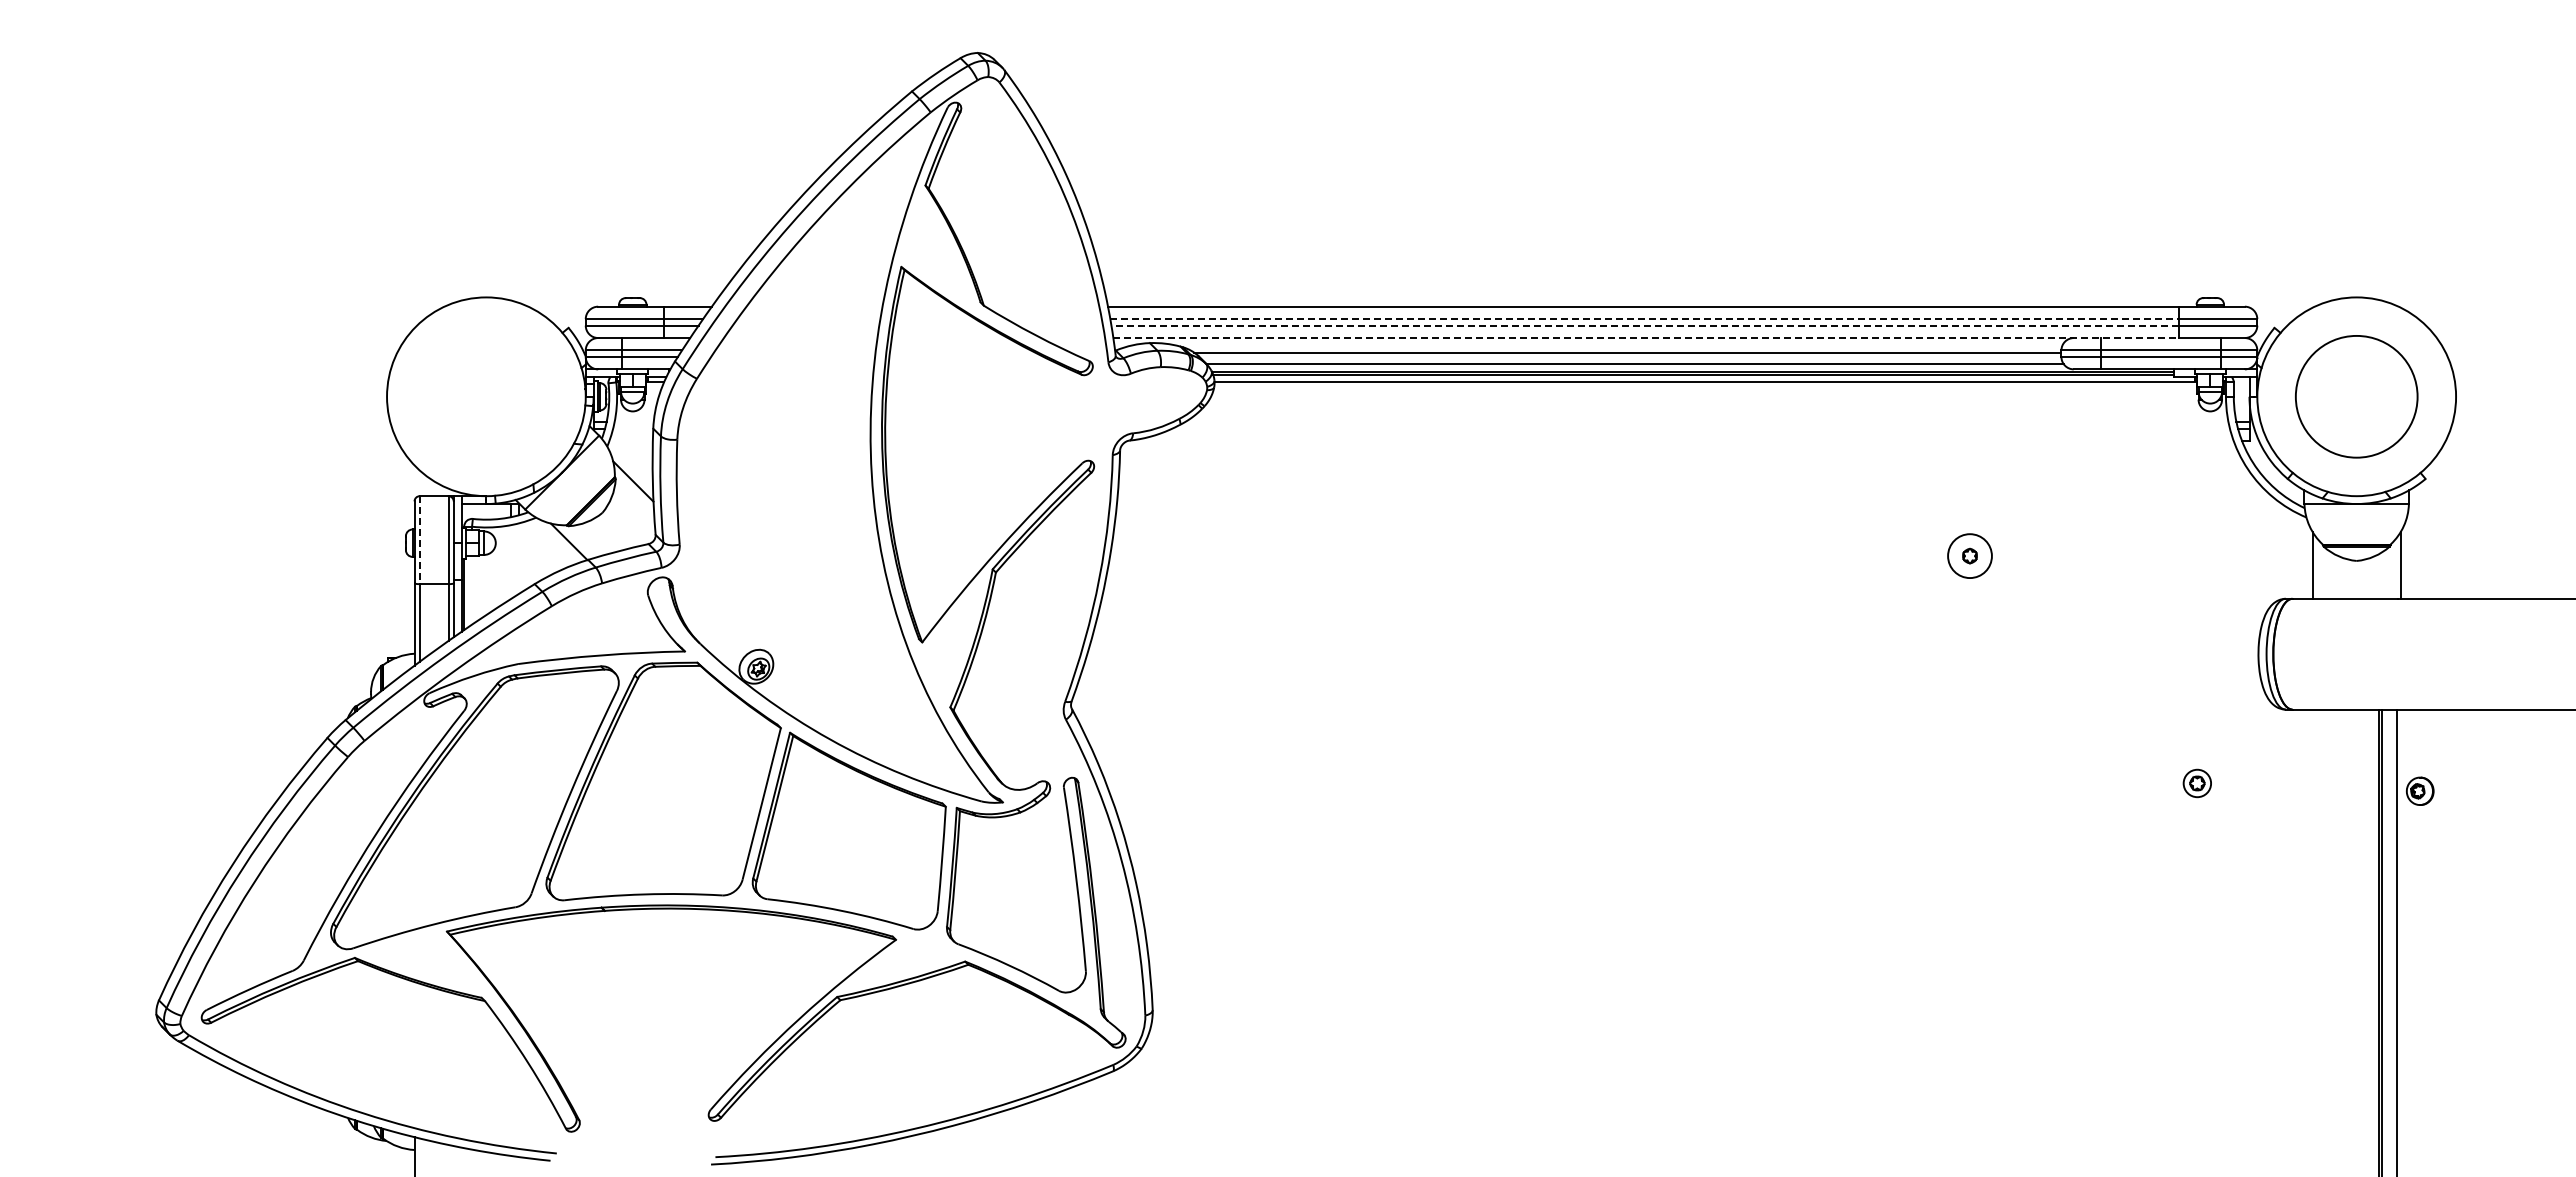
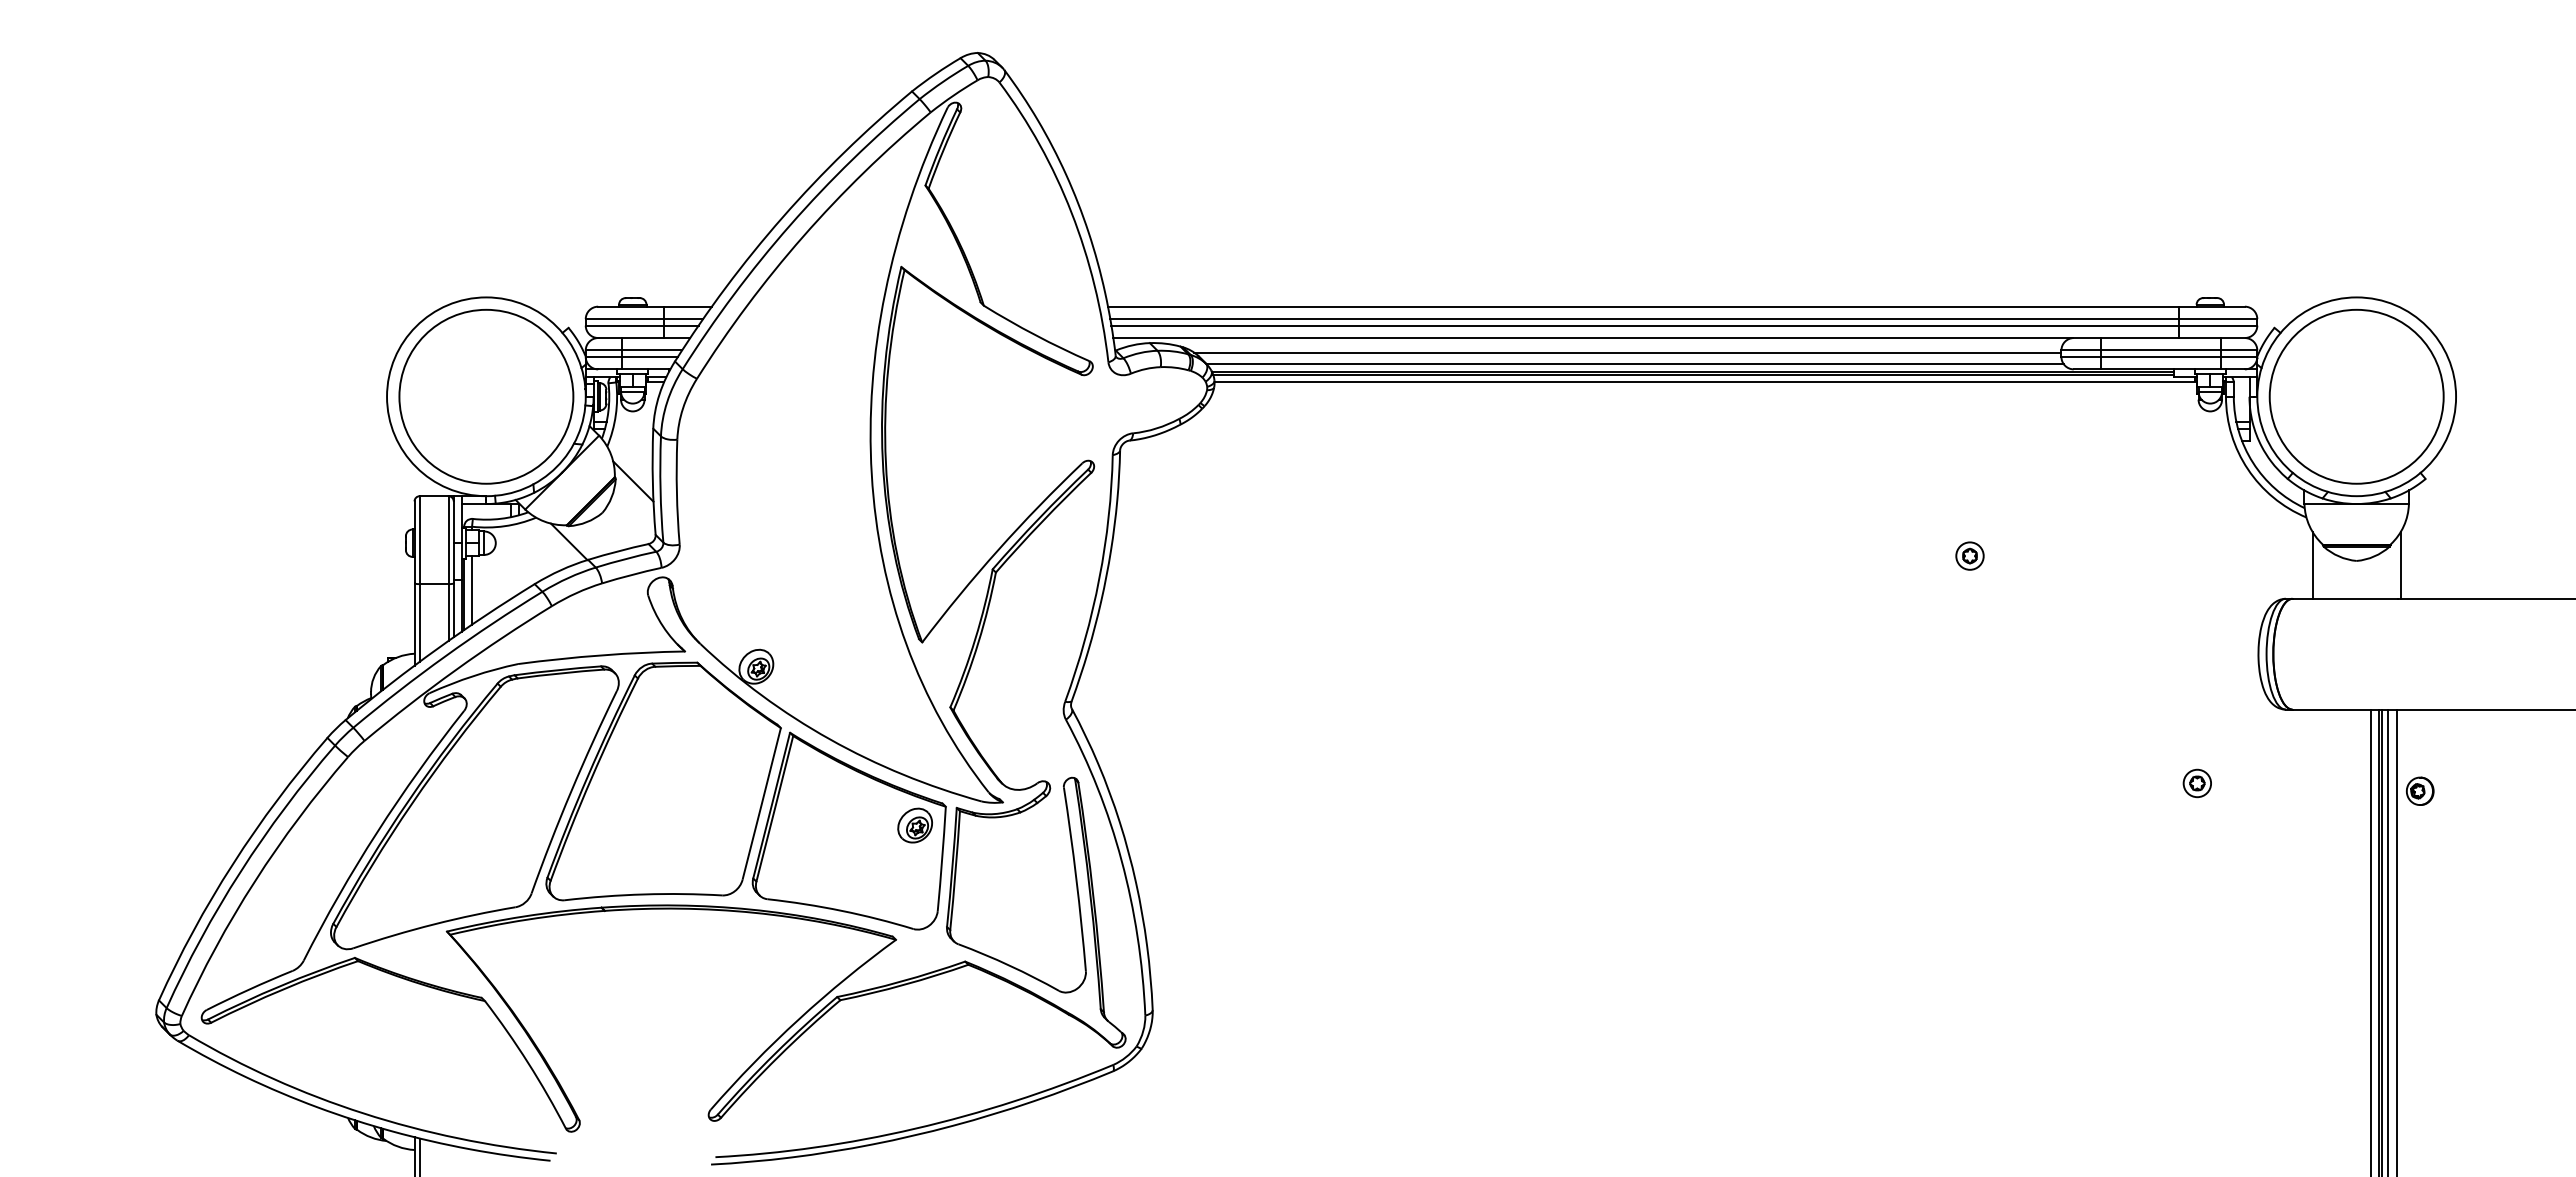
line: dashed -> solid (1645, 319)
line: dashed -> solid (1645, 325)
line: dashed -> solid (1646, 338)
circle: none -> present (486, 396)
circle diameter: 122 px -> 174 px (2356, 396)
line: dashed -> solid (419, 540)
circle diameter: 44 px -> 27 px (1969, 555)
line: none -> present (472, 590)
part: none -> present (914, 825)
line: none -> present (2371, 941)
line: none -> present (2388, 941)
line: none -> present (419, 1155)
